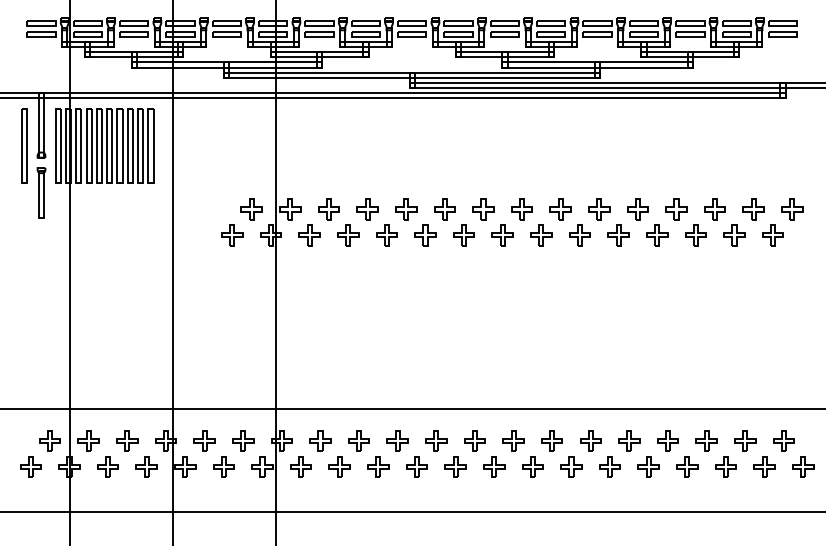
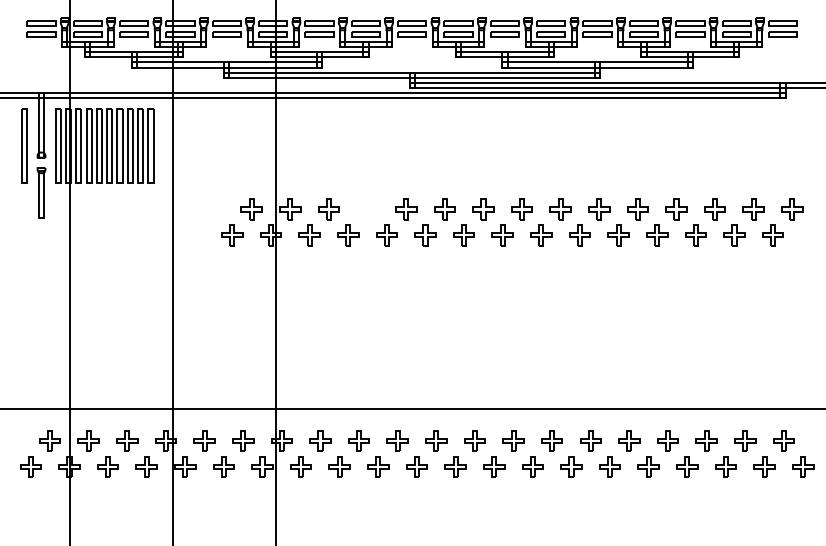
part: present -> none (367, 209)
line: present -> none (412, 512)
